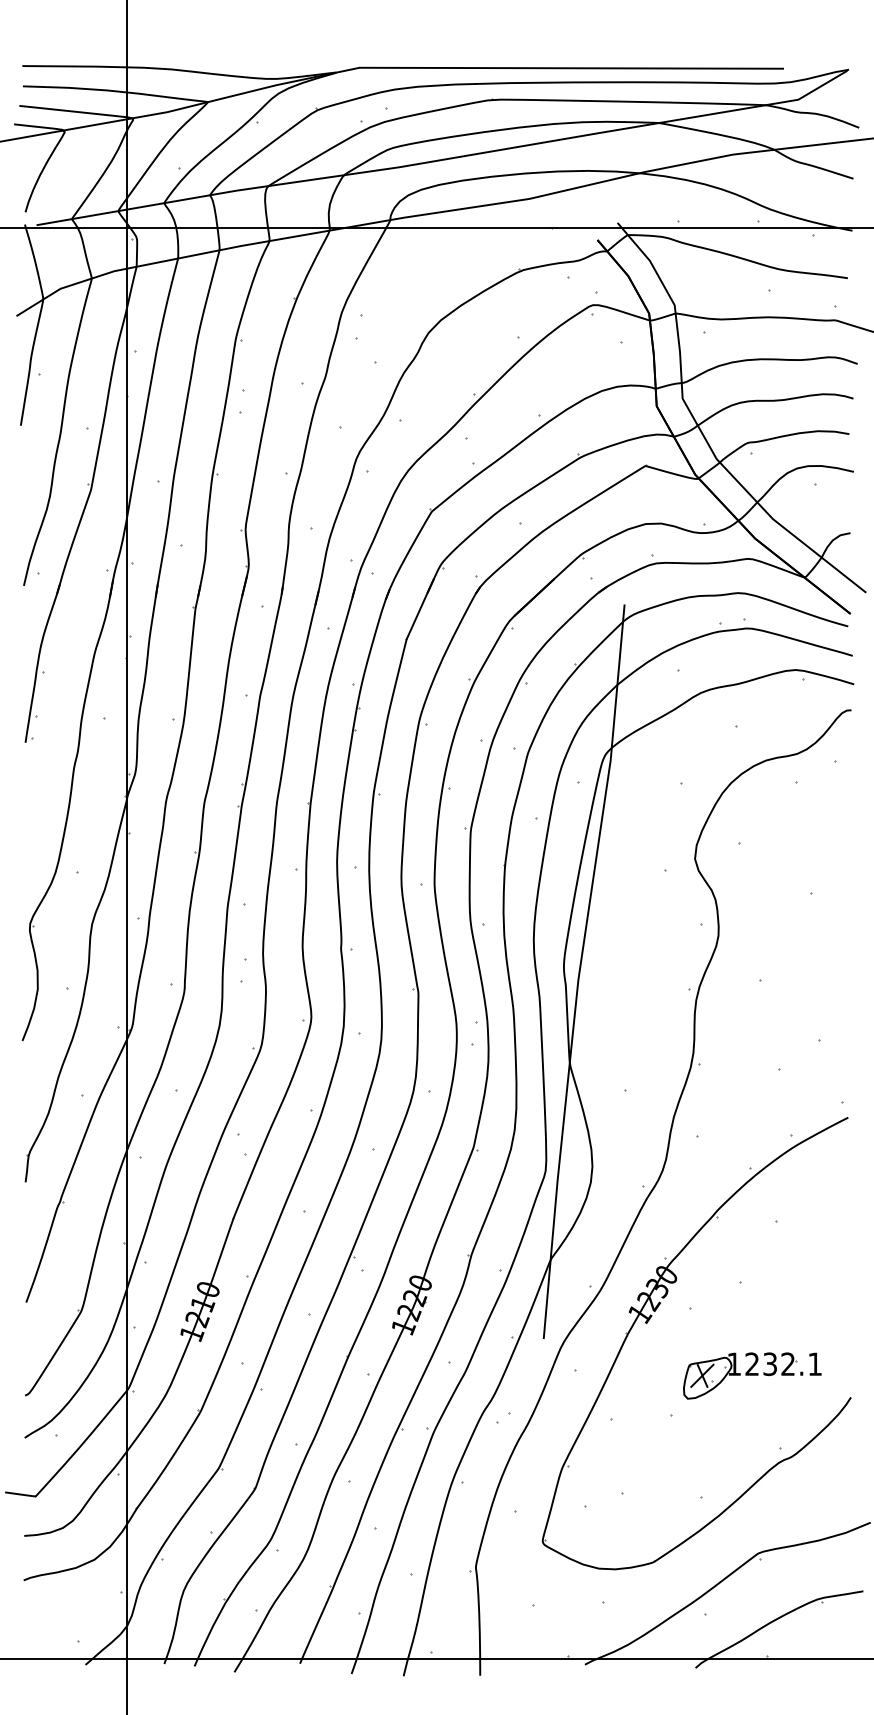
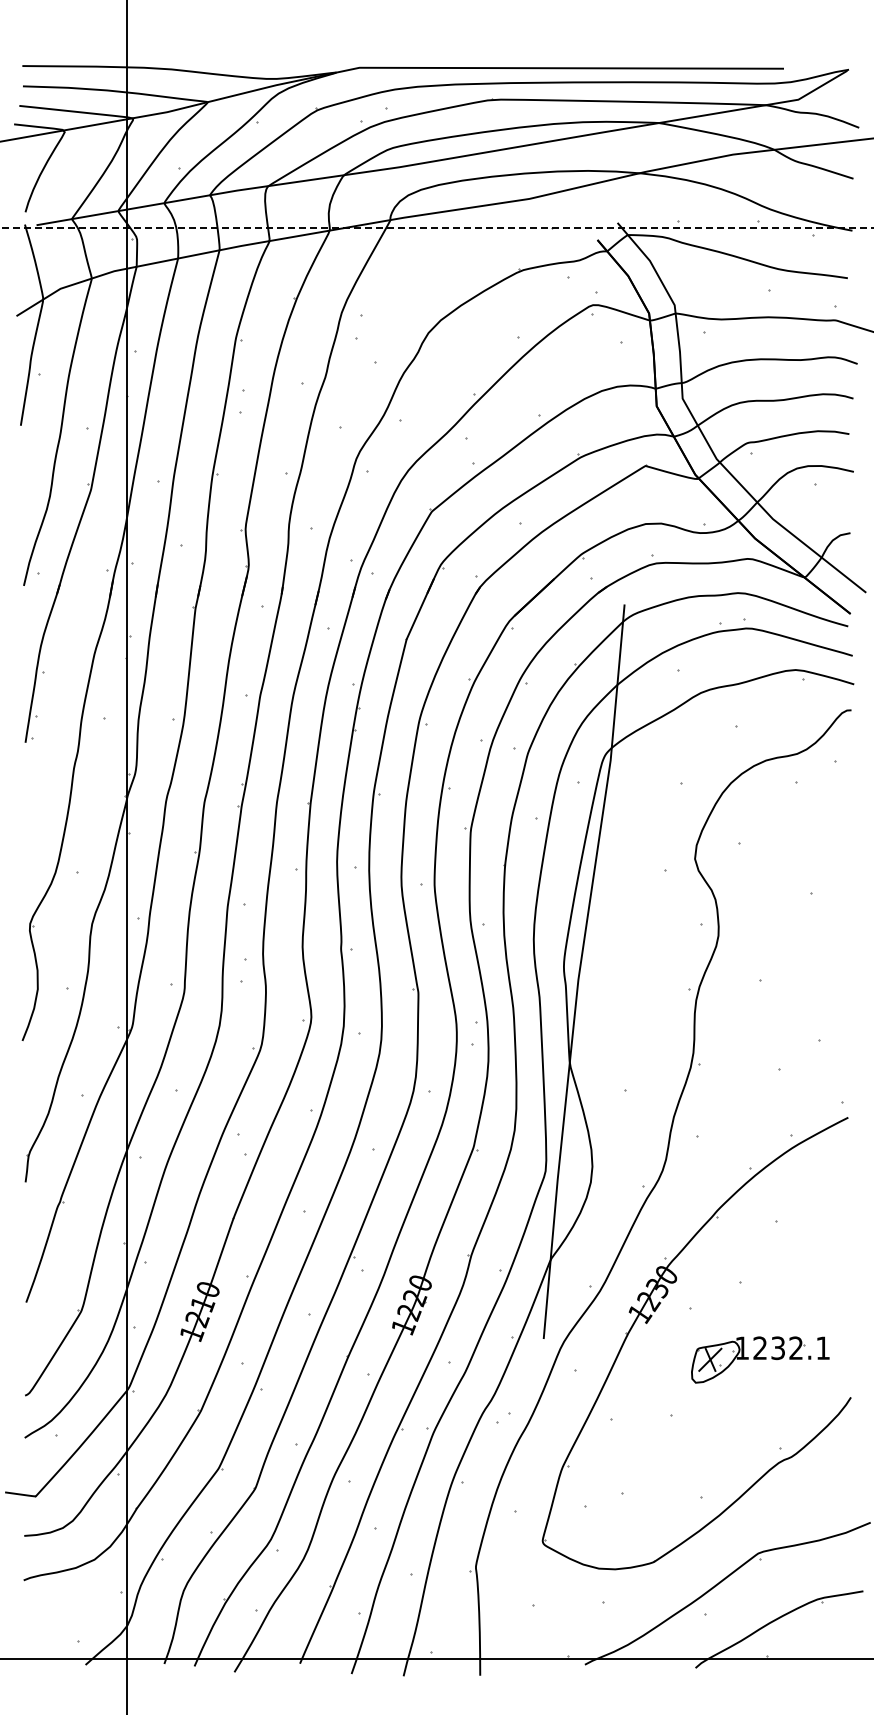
line: solid -> dashed (436, 228)
part position: (752, 1375) -> (760, 1359) (760, 1359)
